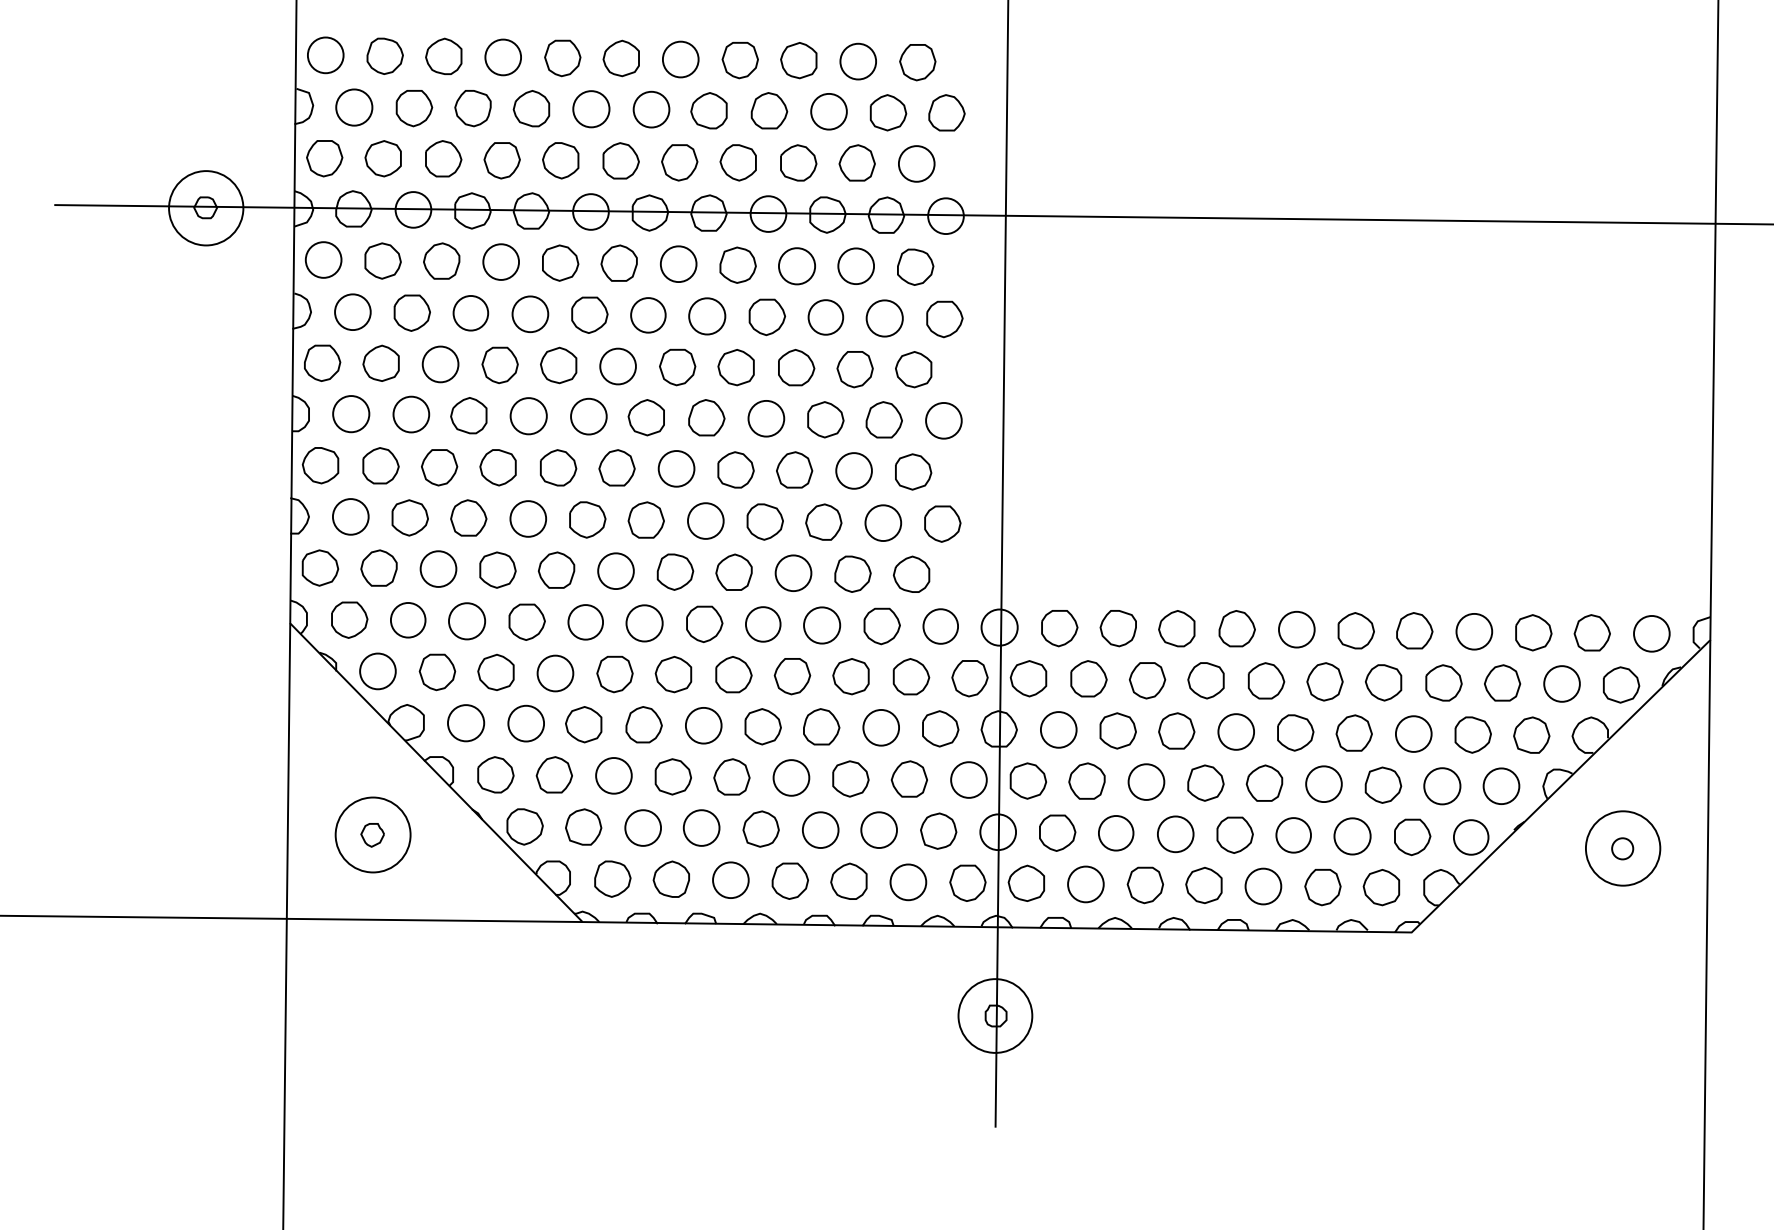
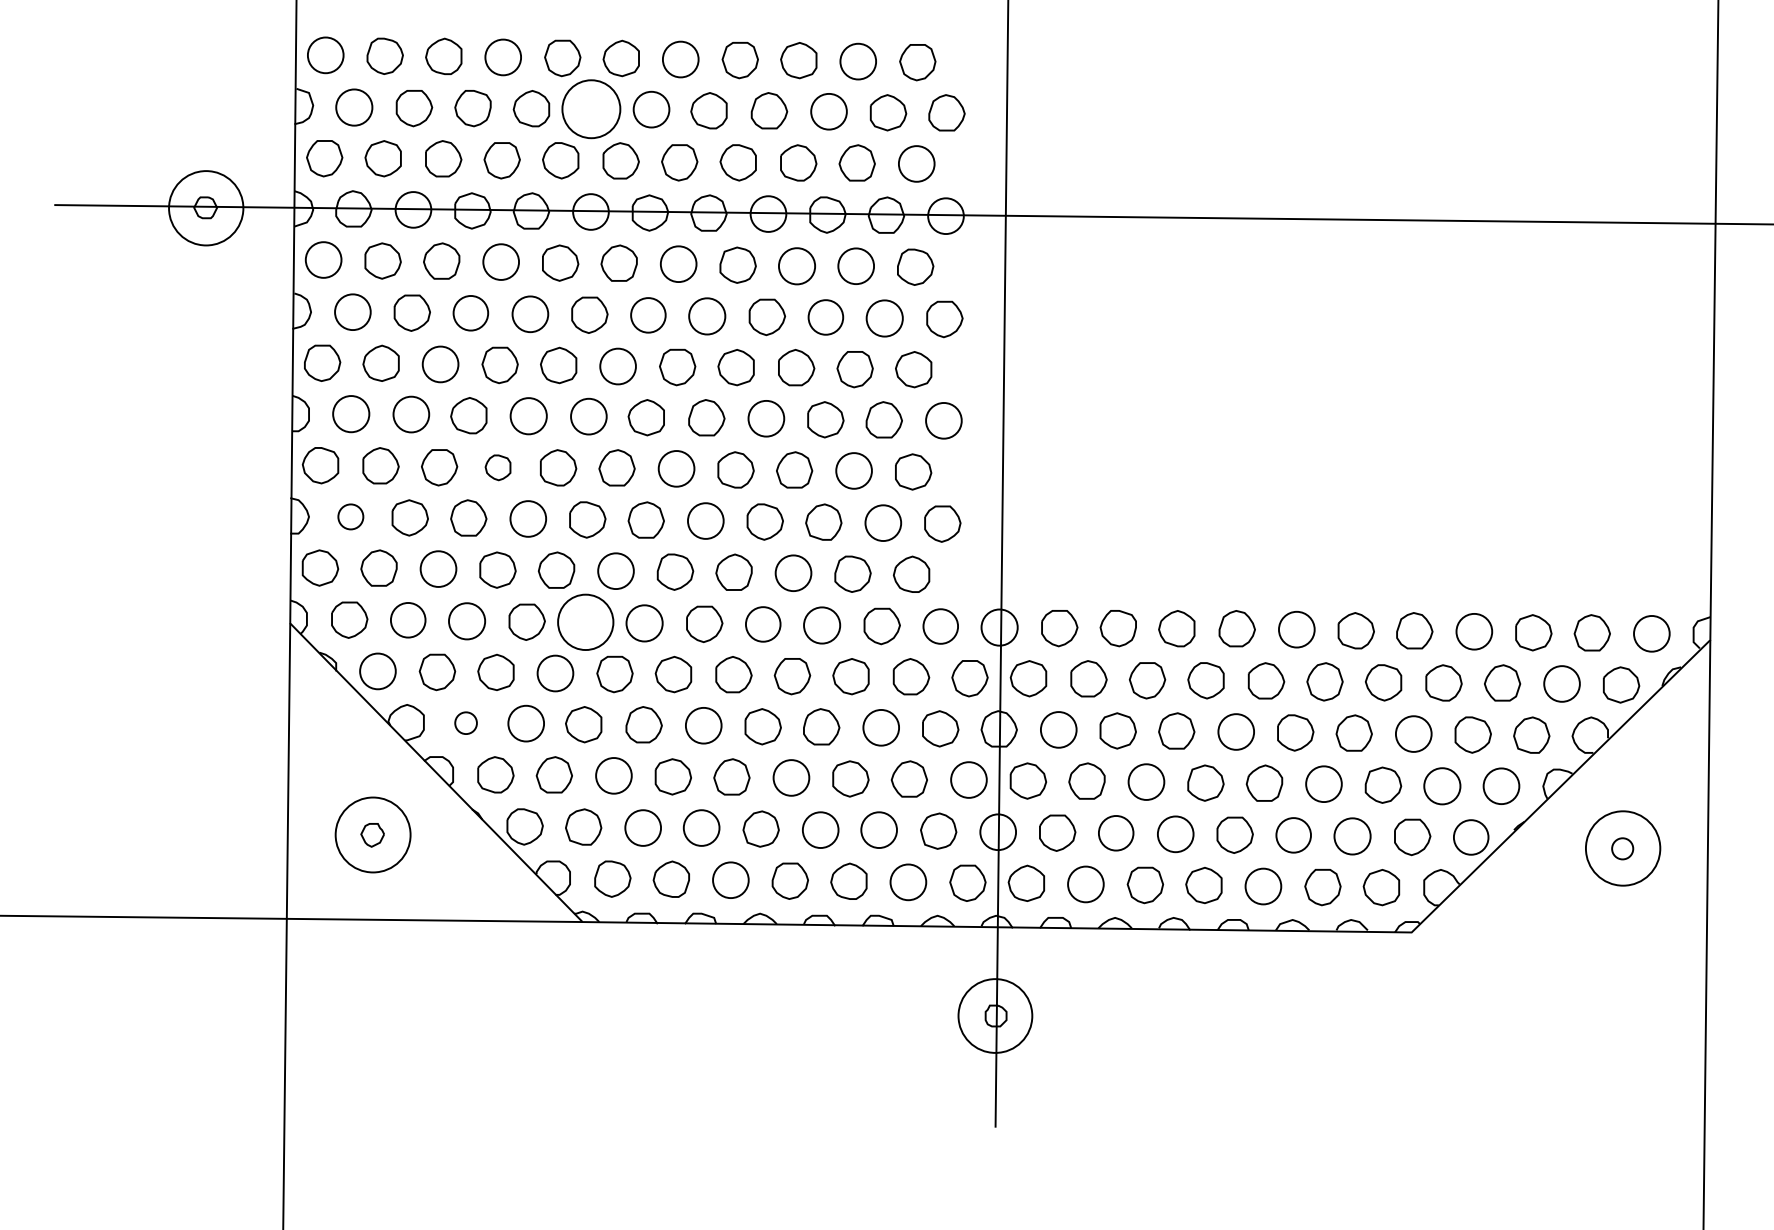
circle diameter: 36 px -> 58 px (591, 109)
part size: 38x38 px -> 28x28 px (497, 467)
circle size: 38x38 px -> 28x28 px (350, 516)
circle diameter: 35 px -> 55 px (585, 622)
circle diameter: 36 px -> 22 px (465, 723)
